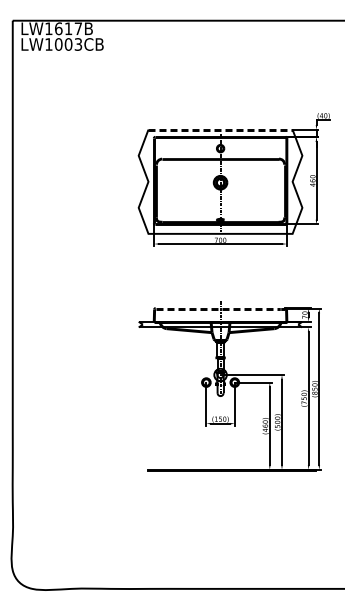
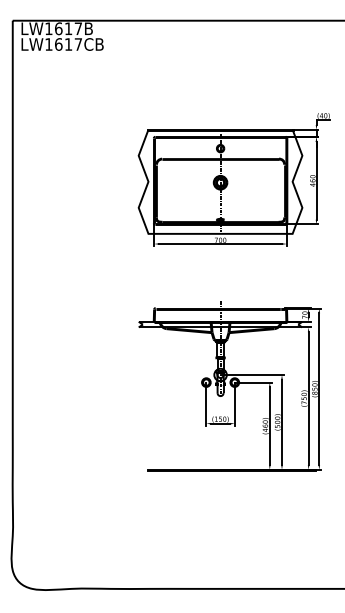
text: LW1003CB -> LW1617CB (68, 44)
line: dashed -> solid (221, 129)
line: dashed -> solid (218, 308)
